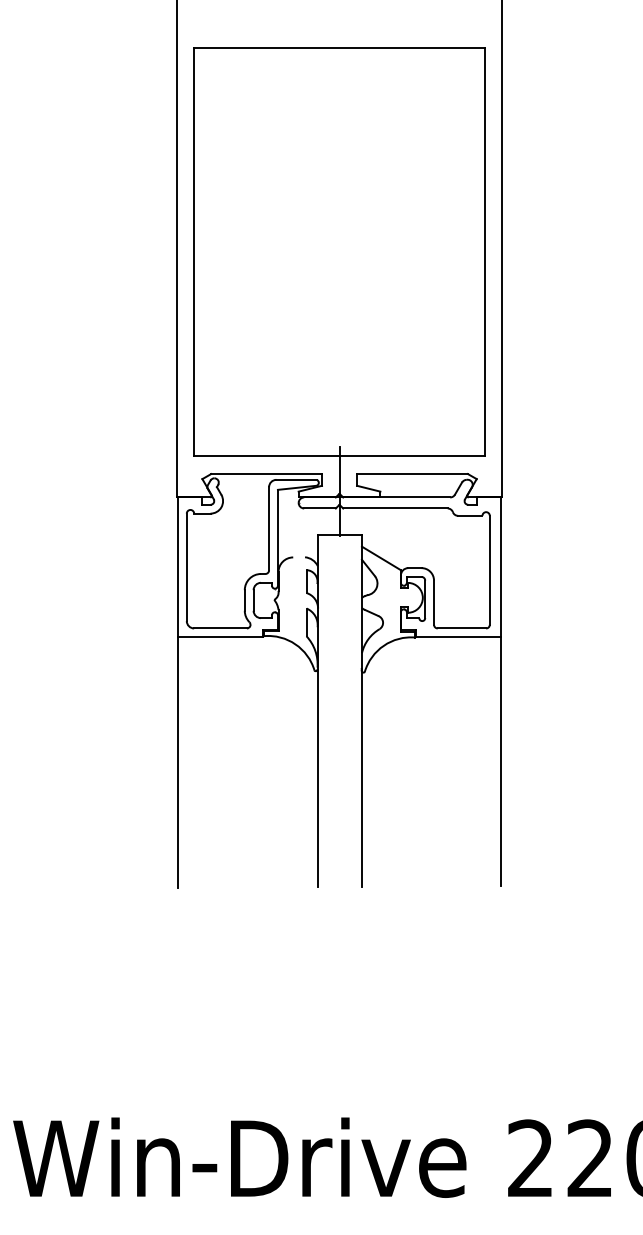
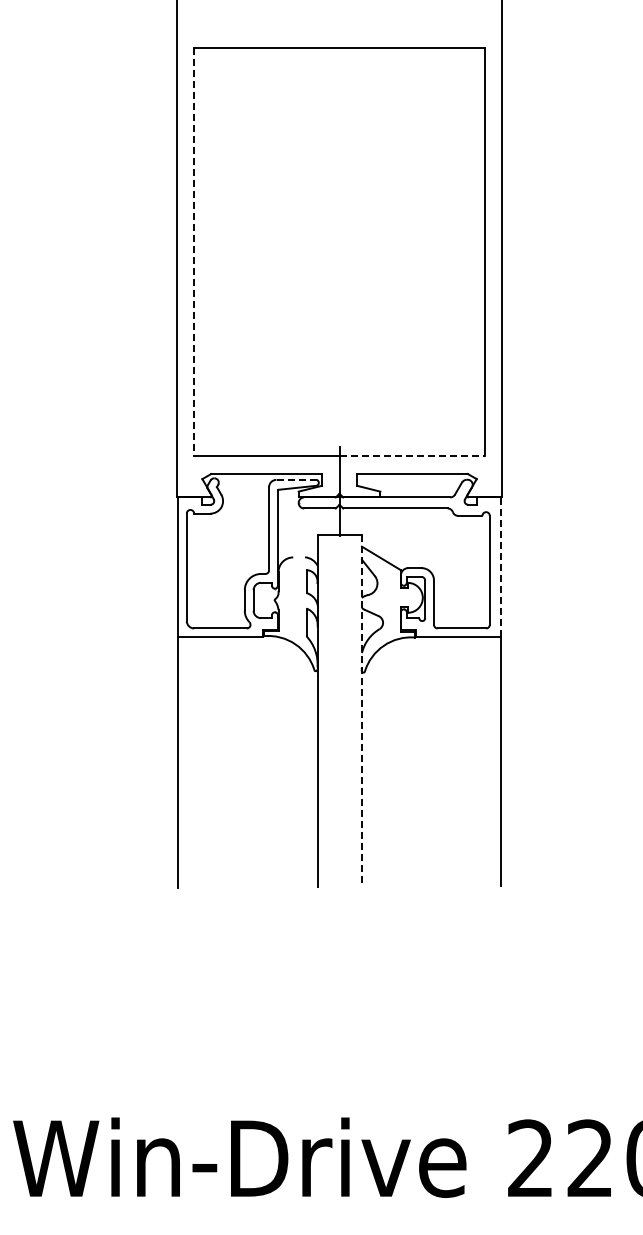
line: solid -> dashed (193, 252)
line: solid -> dashed (412, 456)
line: solid -> dashed (296, 479)
line: solid -> dashed (500, 567)
line: solid -> dashed (361, 711)
